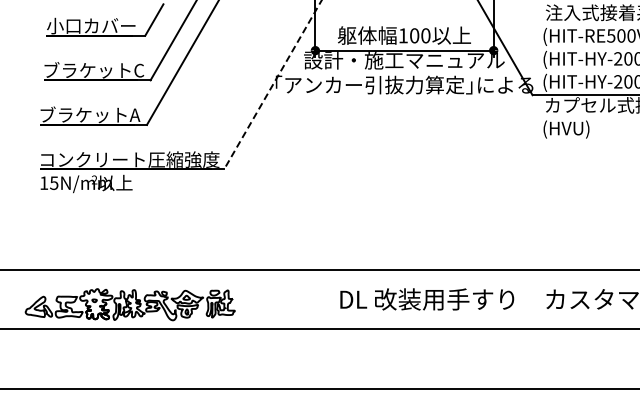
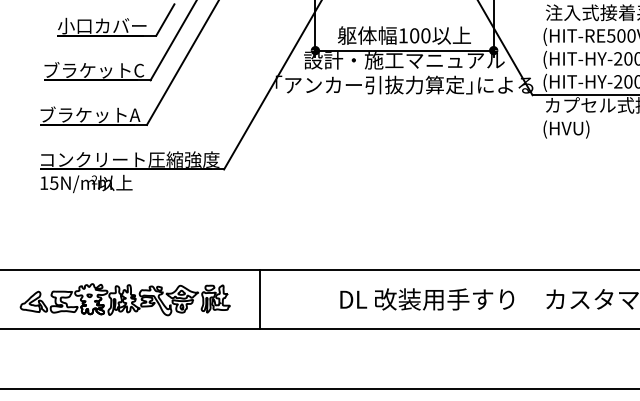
part position: (105, 19) -> (116, 19) (116, 19)
line: dashed -> solid (272, 84)
line: none -> present (259, 299)
part position: (129, 304) -> (124, 299) (124, 299)
